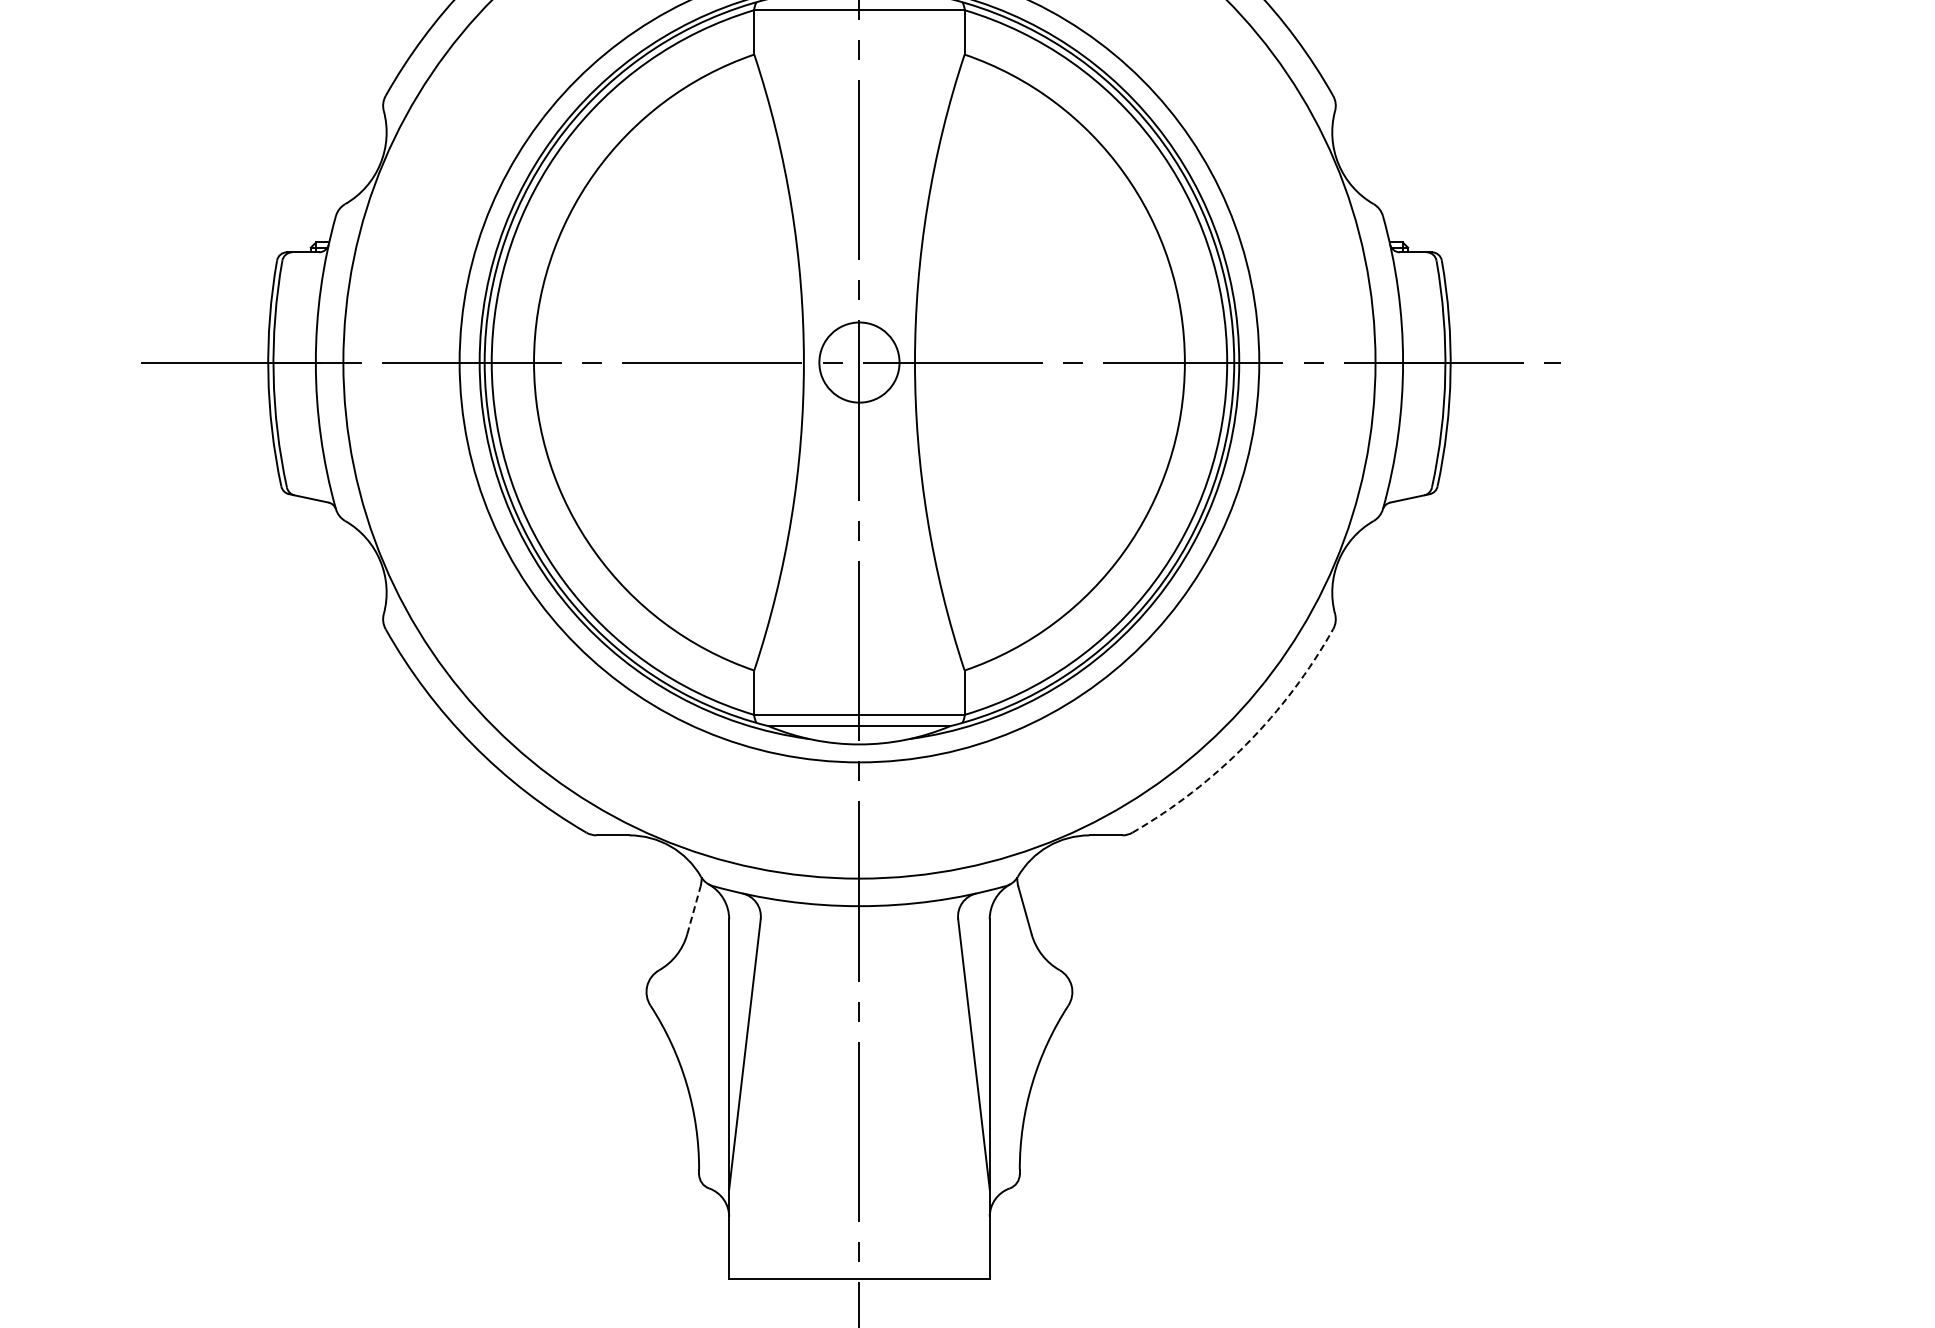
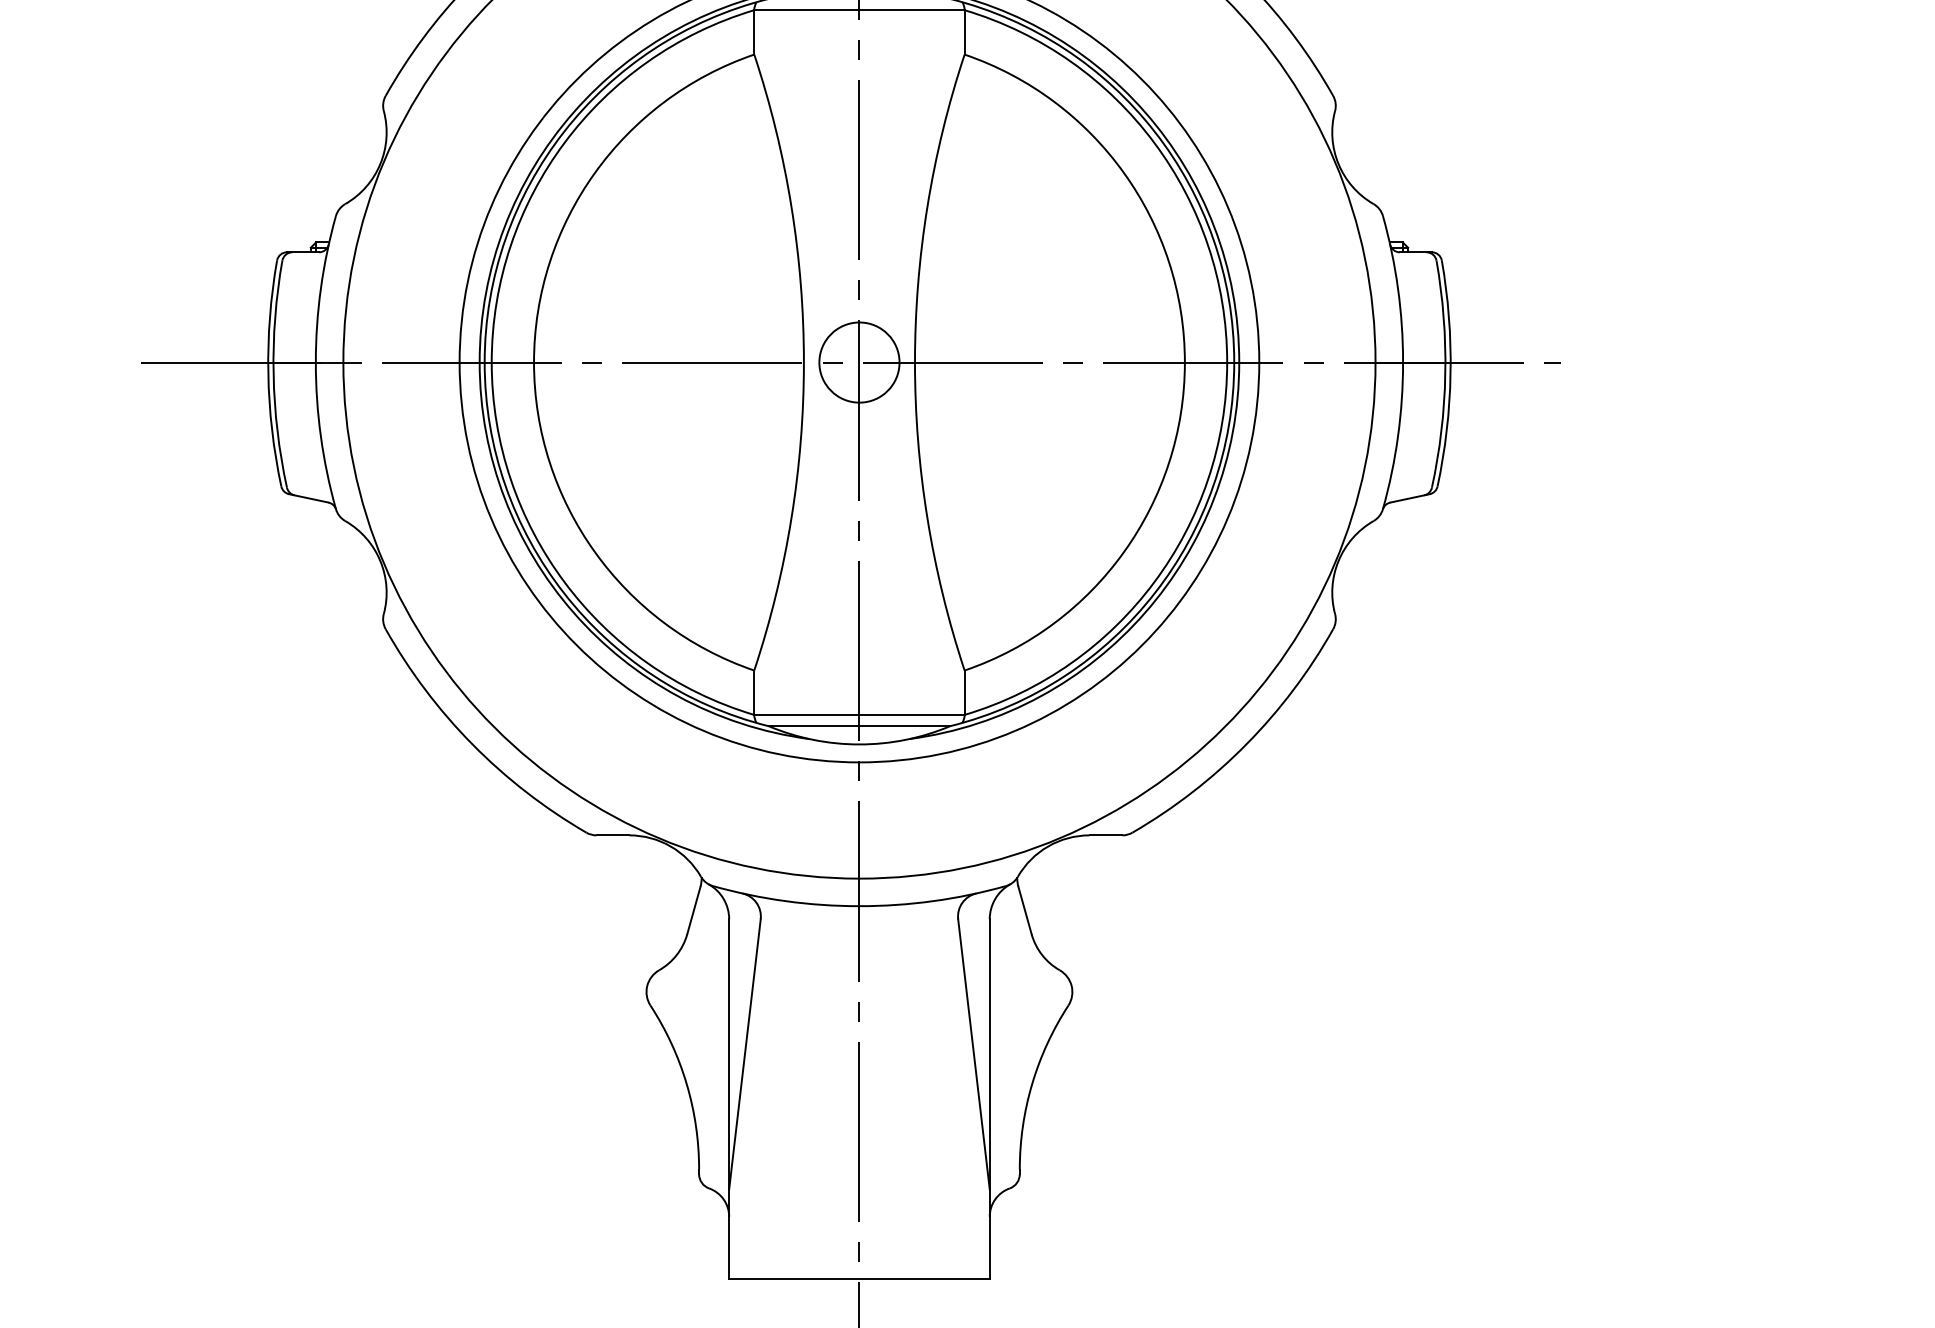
arc: dashed -> solid (1246, 744)
line: dashed -> solid (693, 910)
